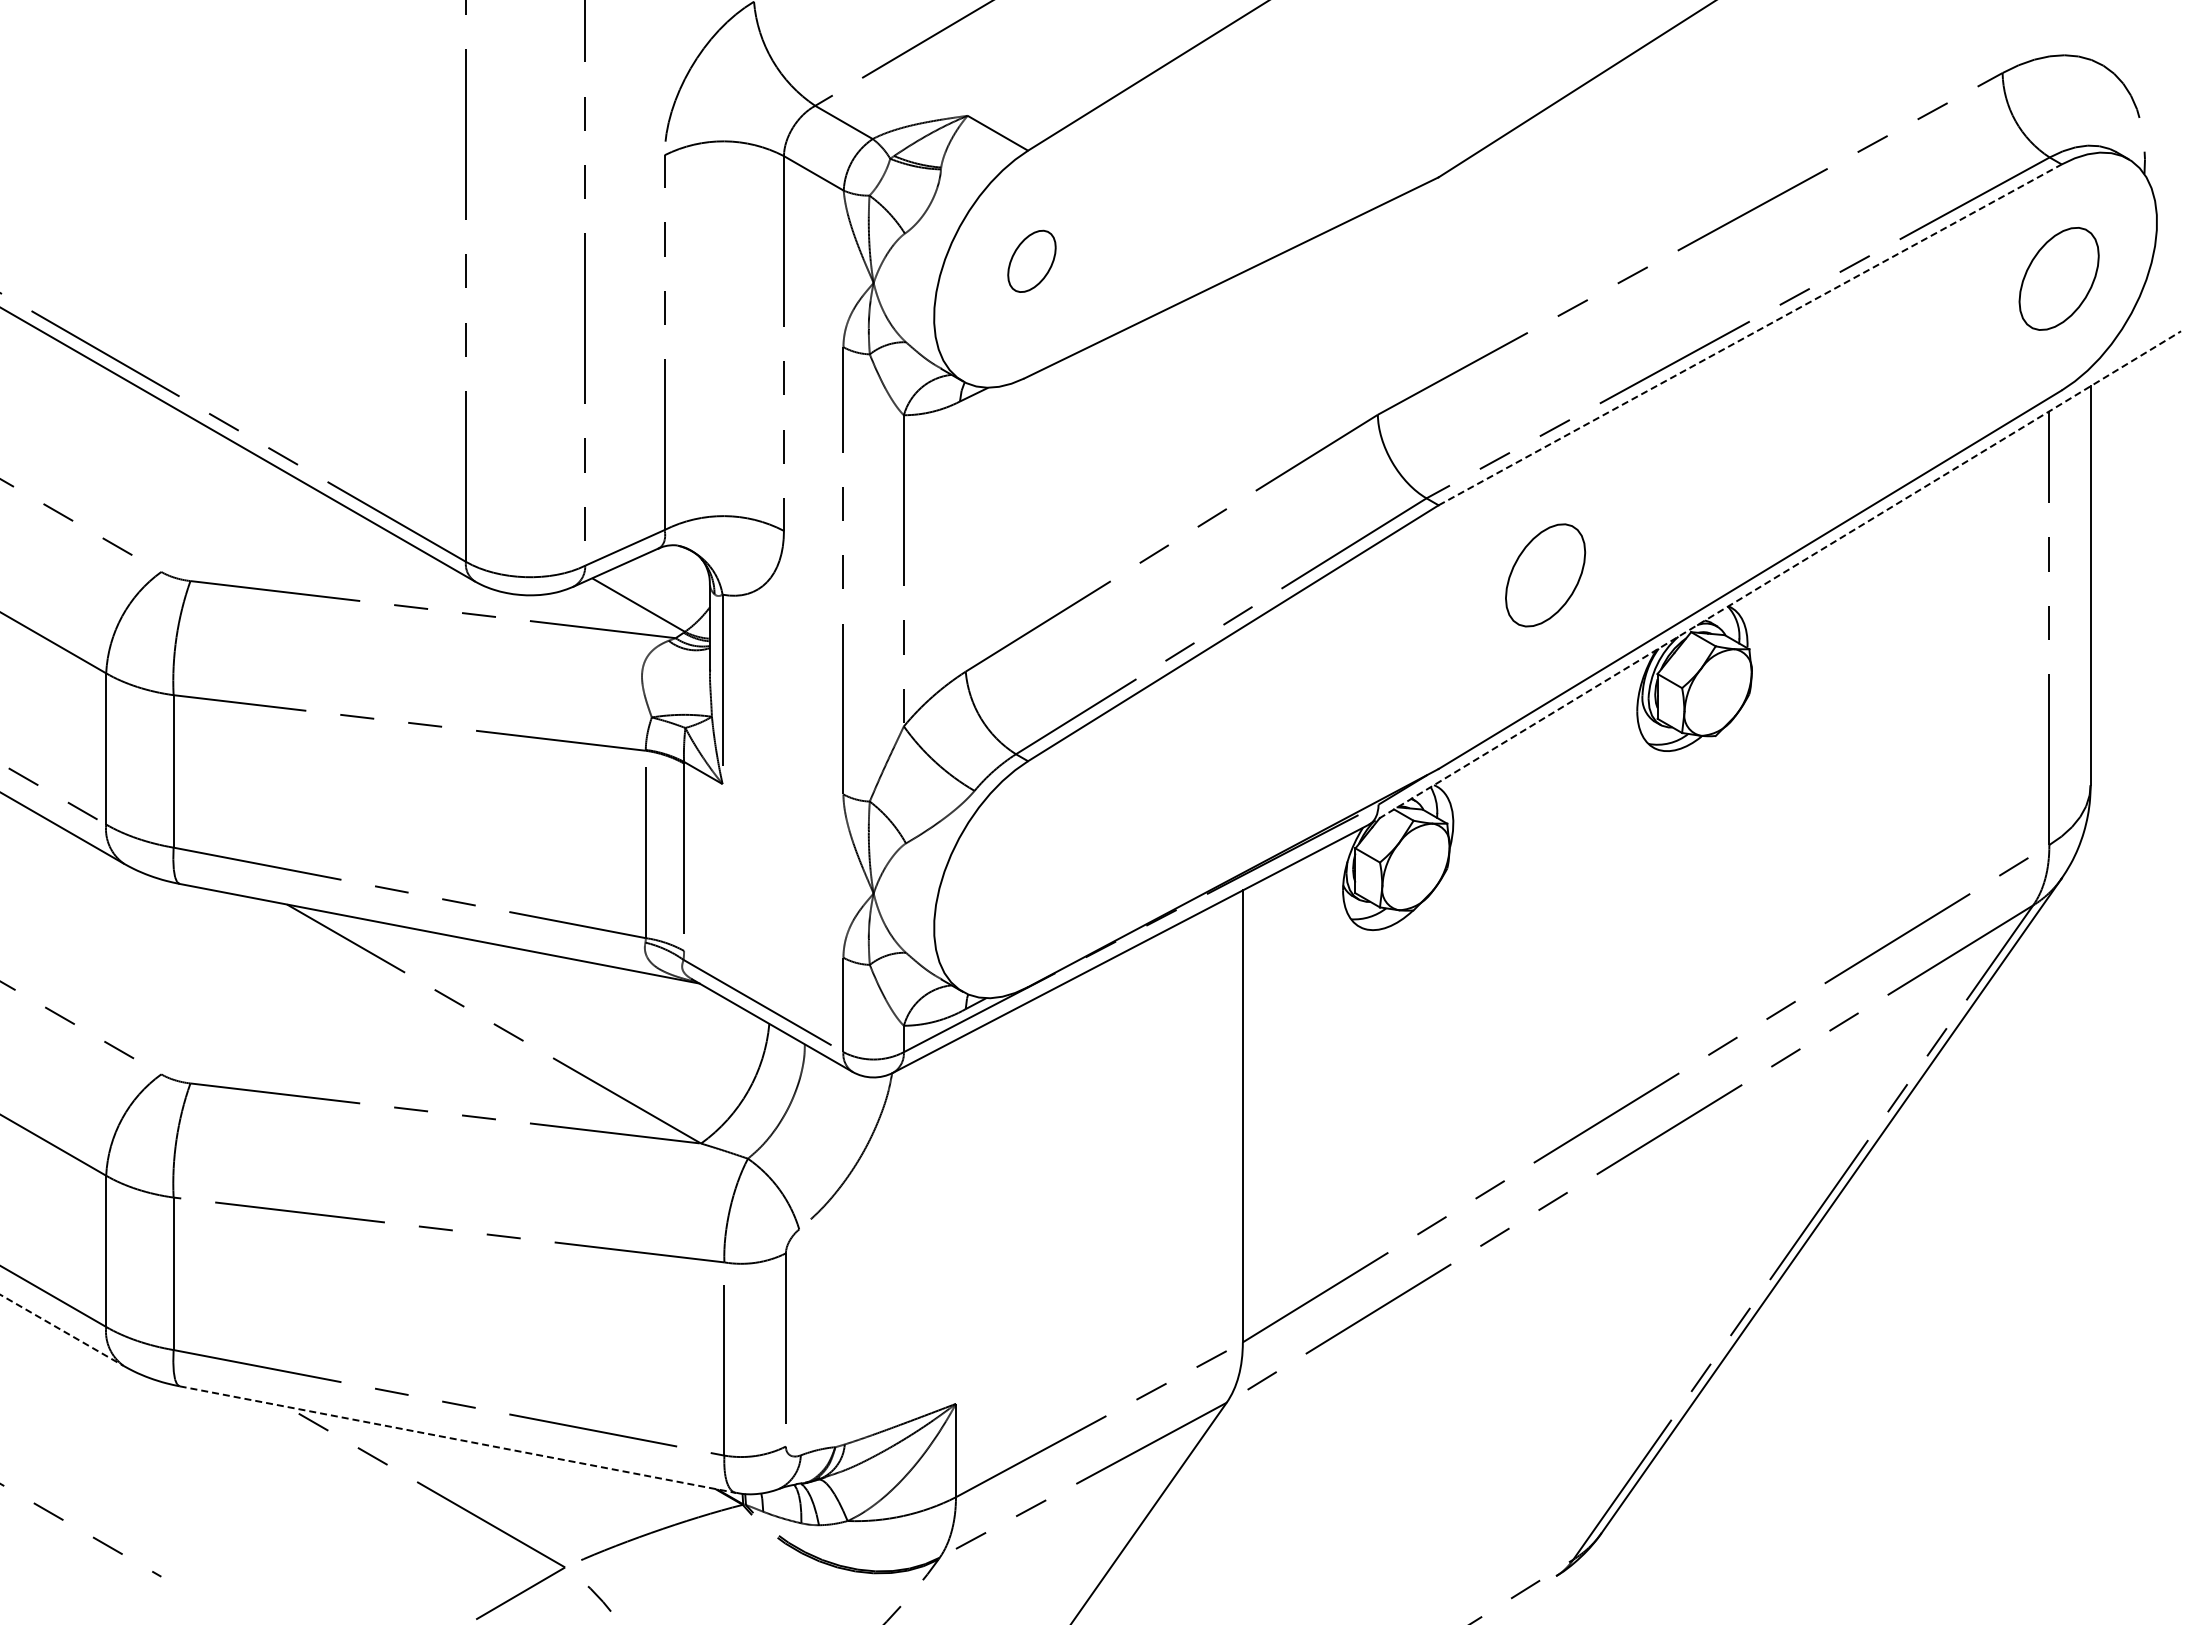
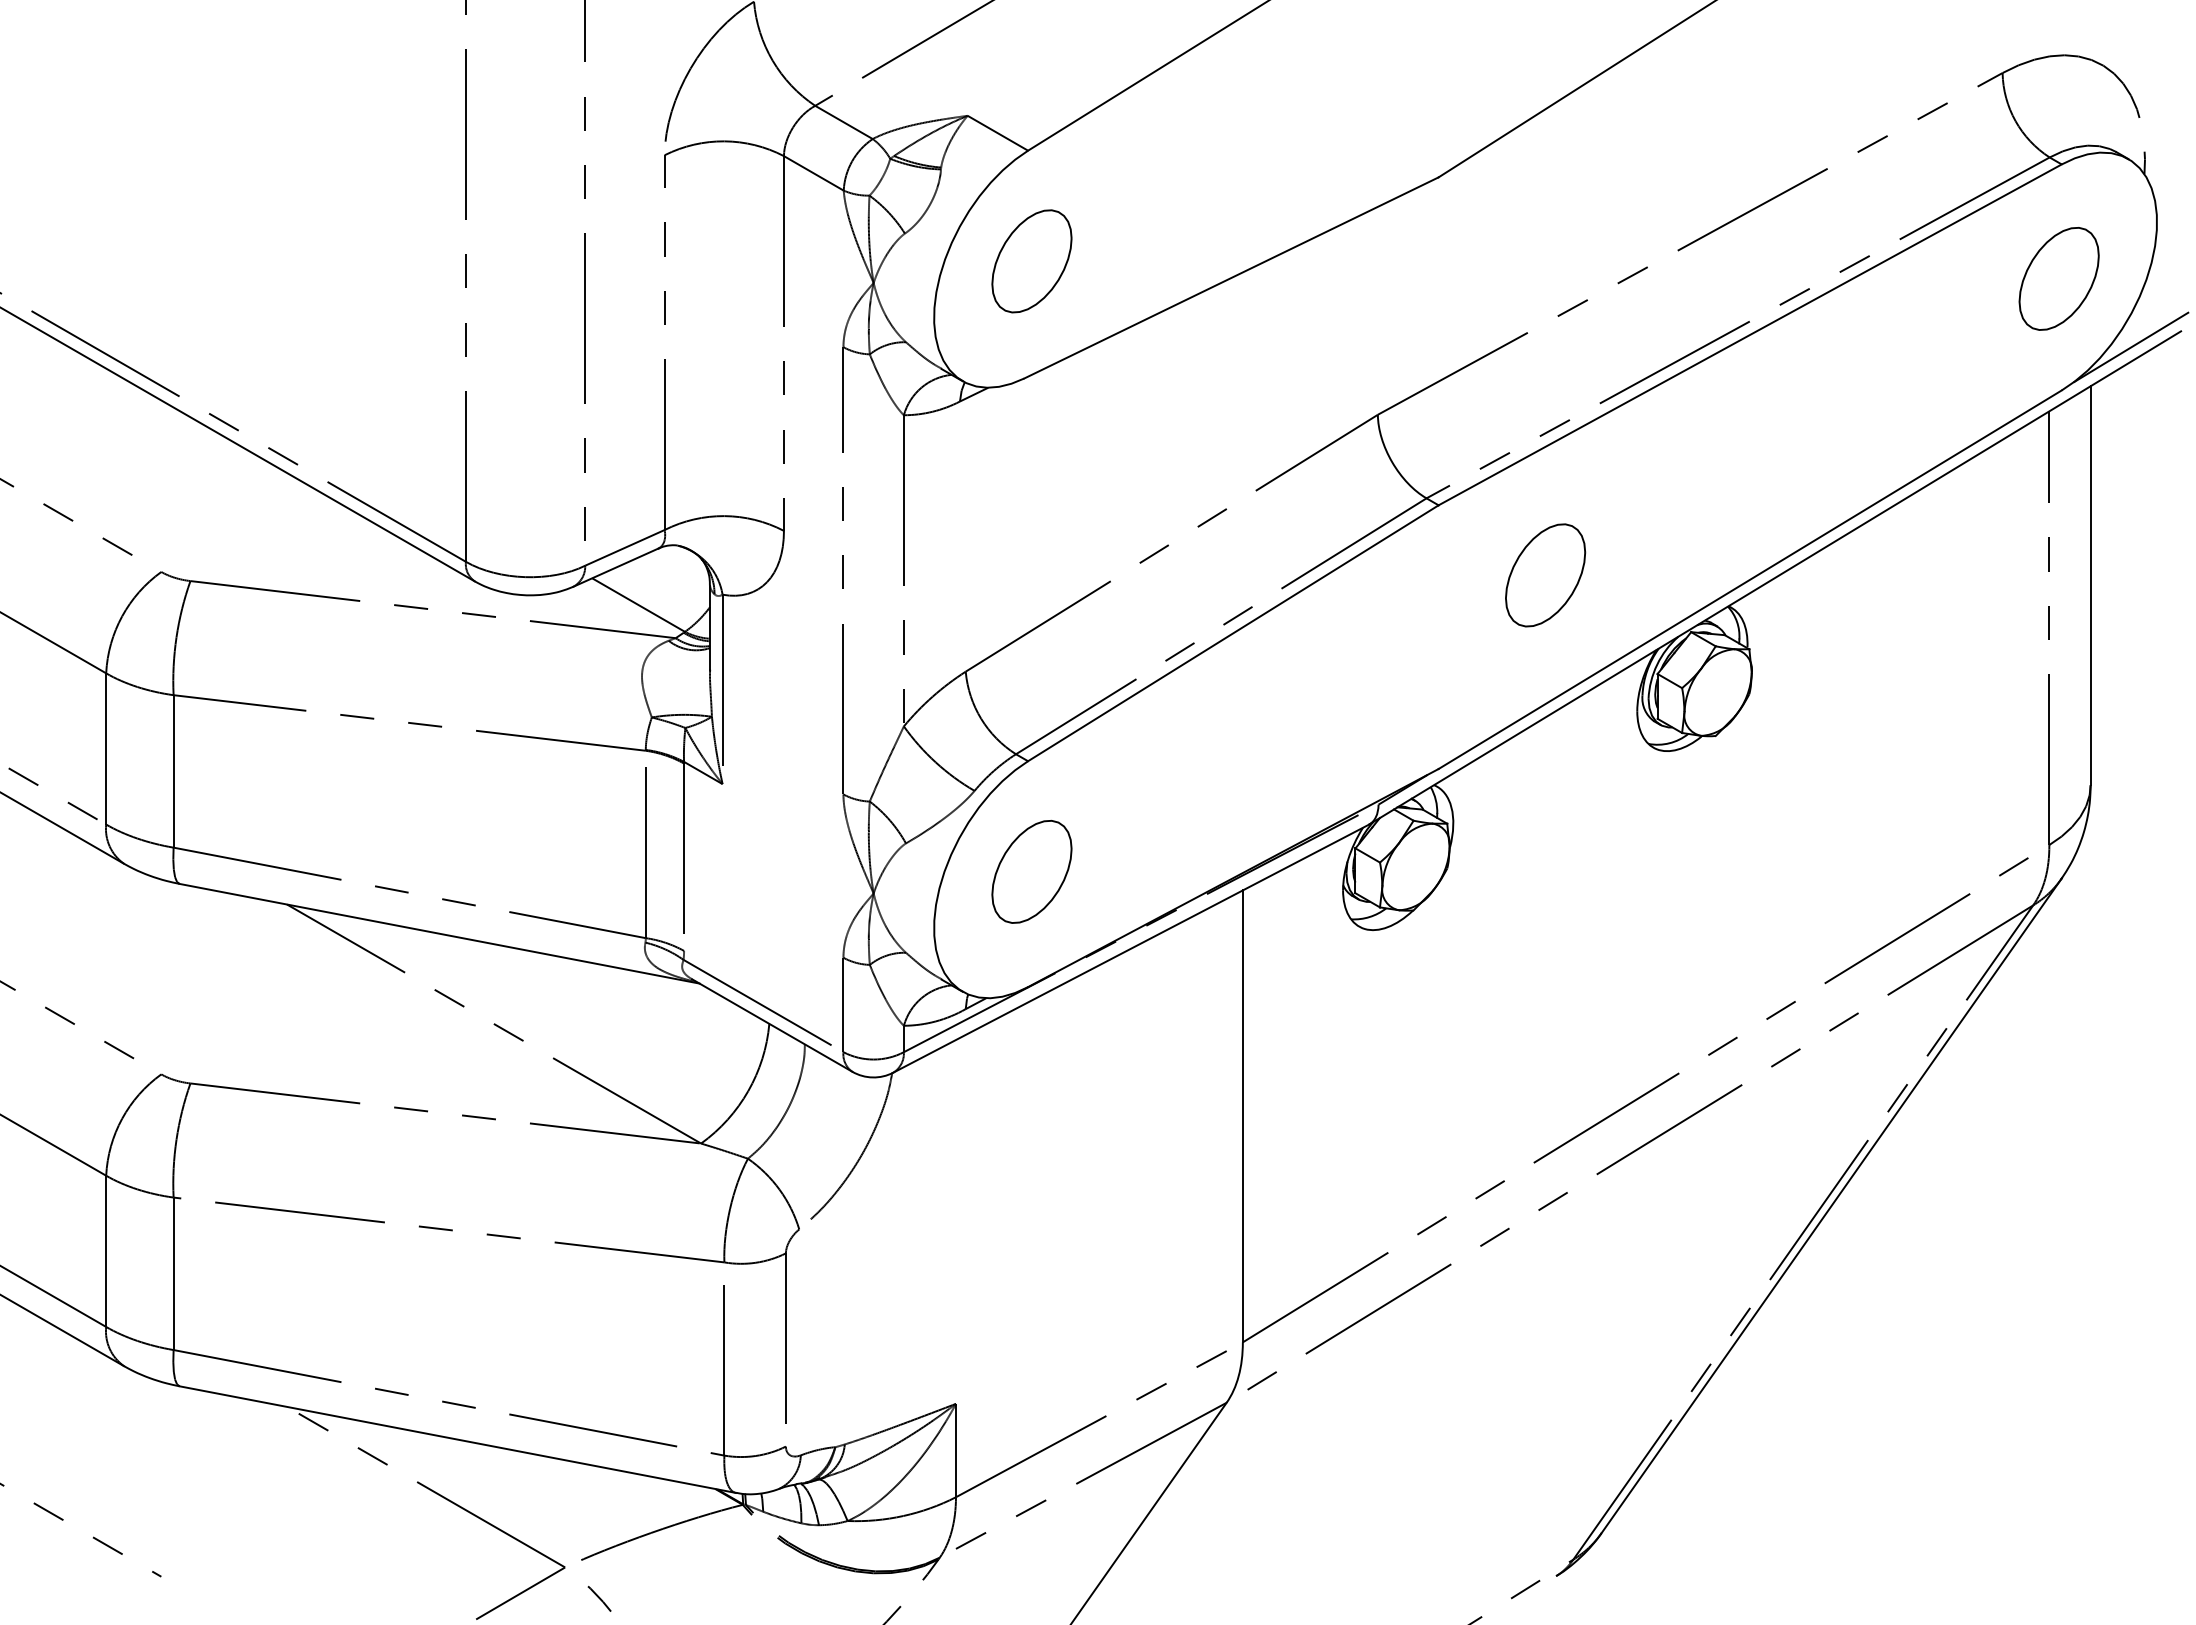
part size: 50x64 px -> 82x105 px (1031, 261)
line: dashed -> solid (1750, 334)
line: none -> present (2131, 347)
line: dashed -> solid (1775, 577)
part: none -> present (1031, 871)
line: dashed -> solid (62, 1330)
line: dashed -> solid (458, 1439)
